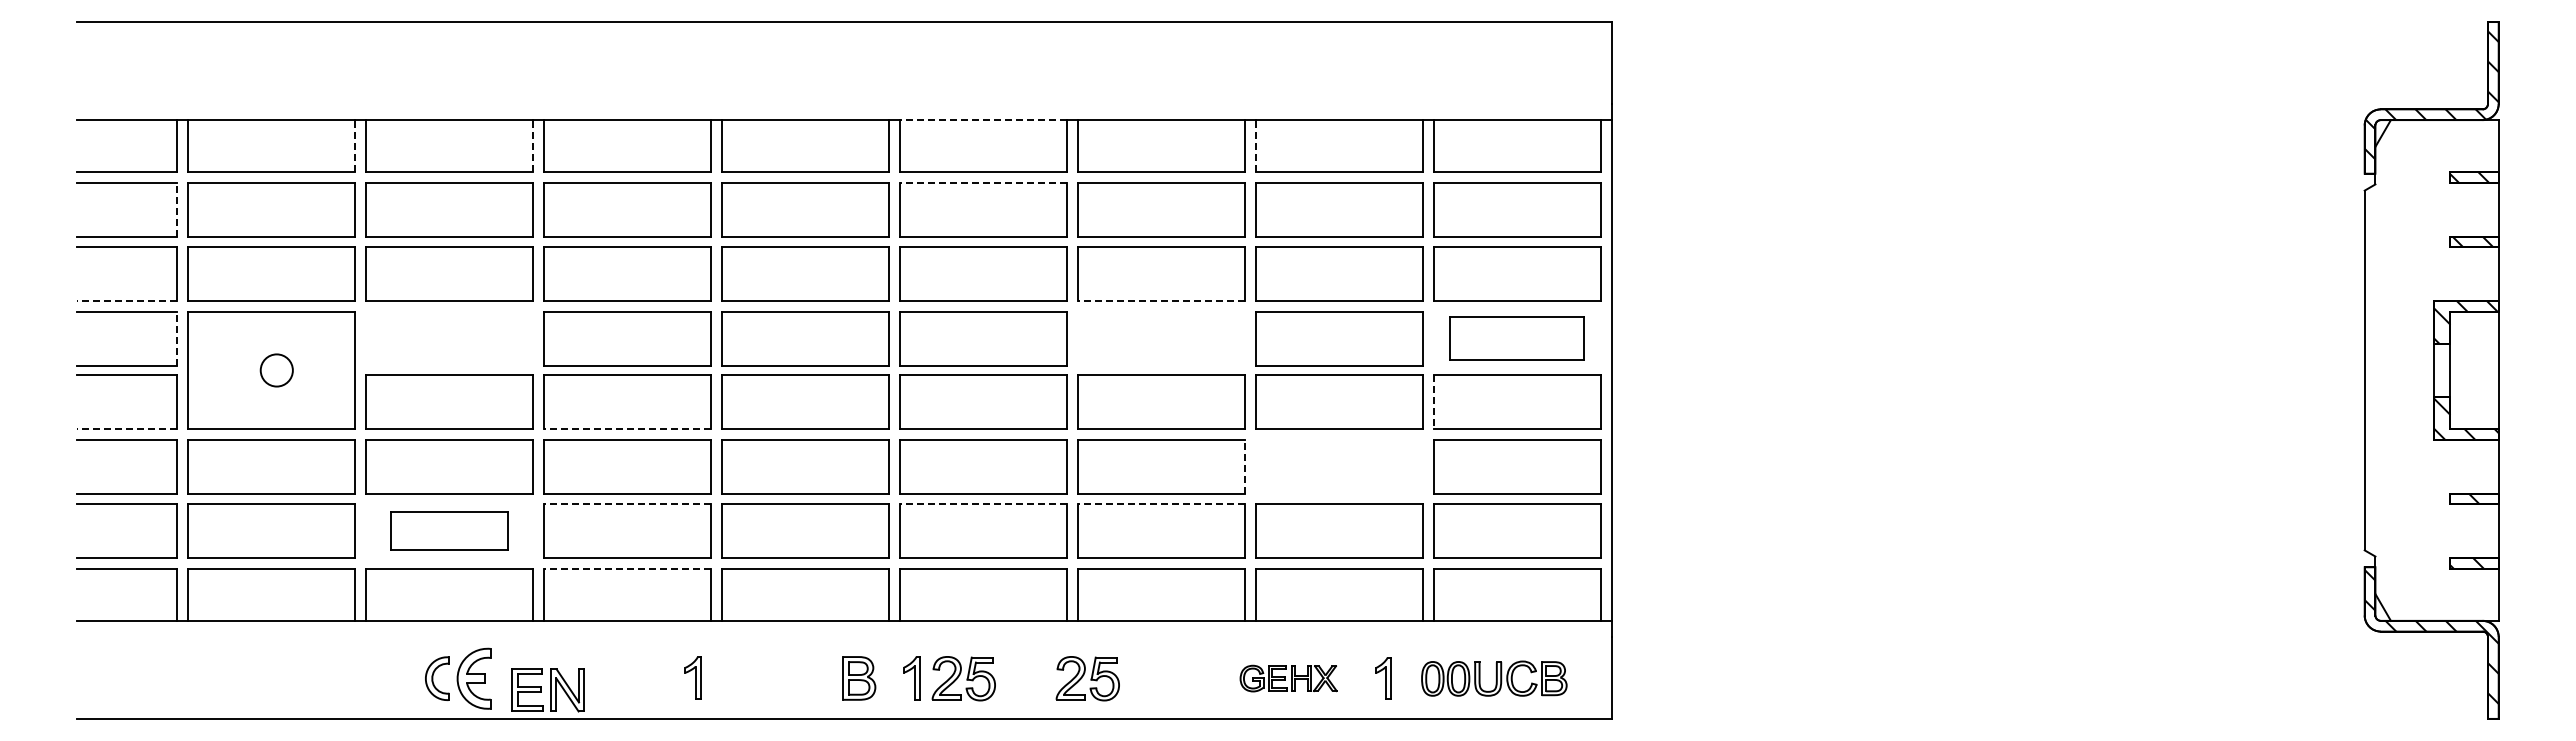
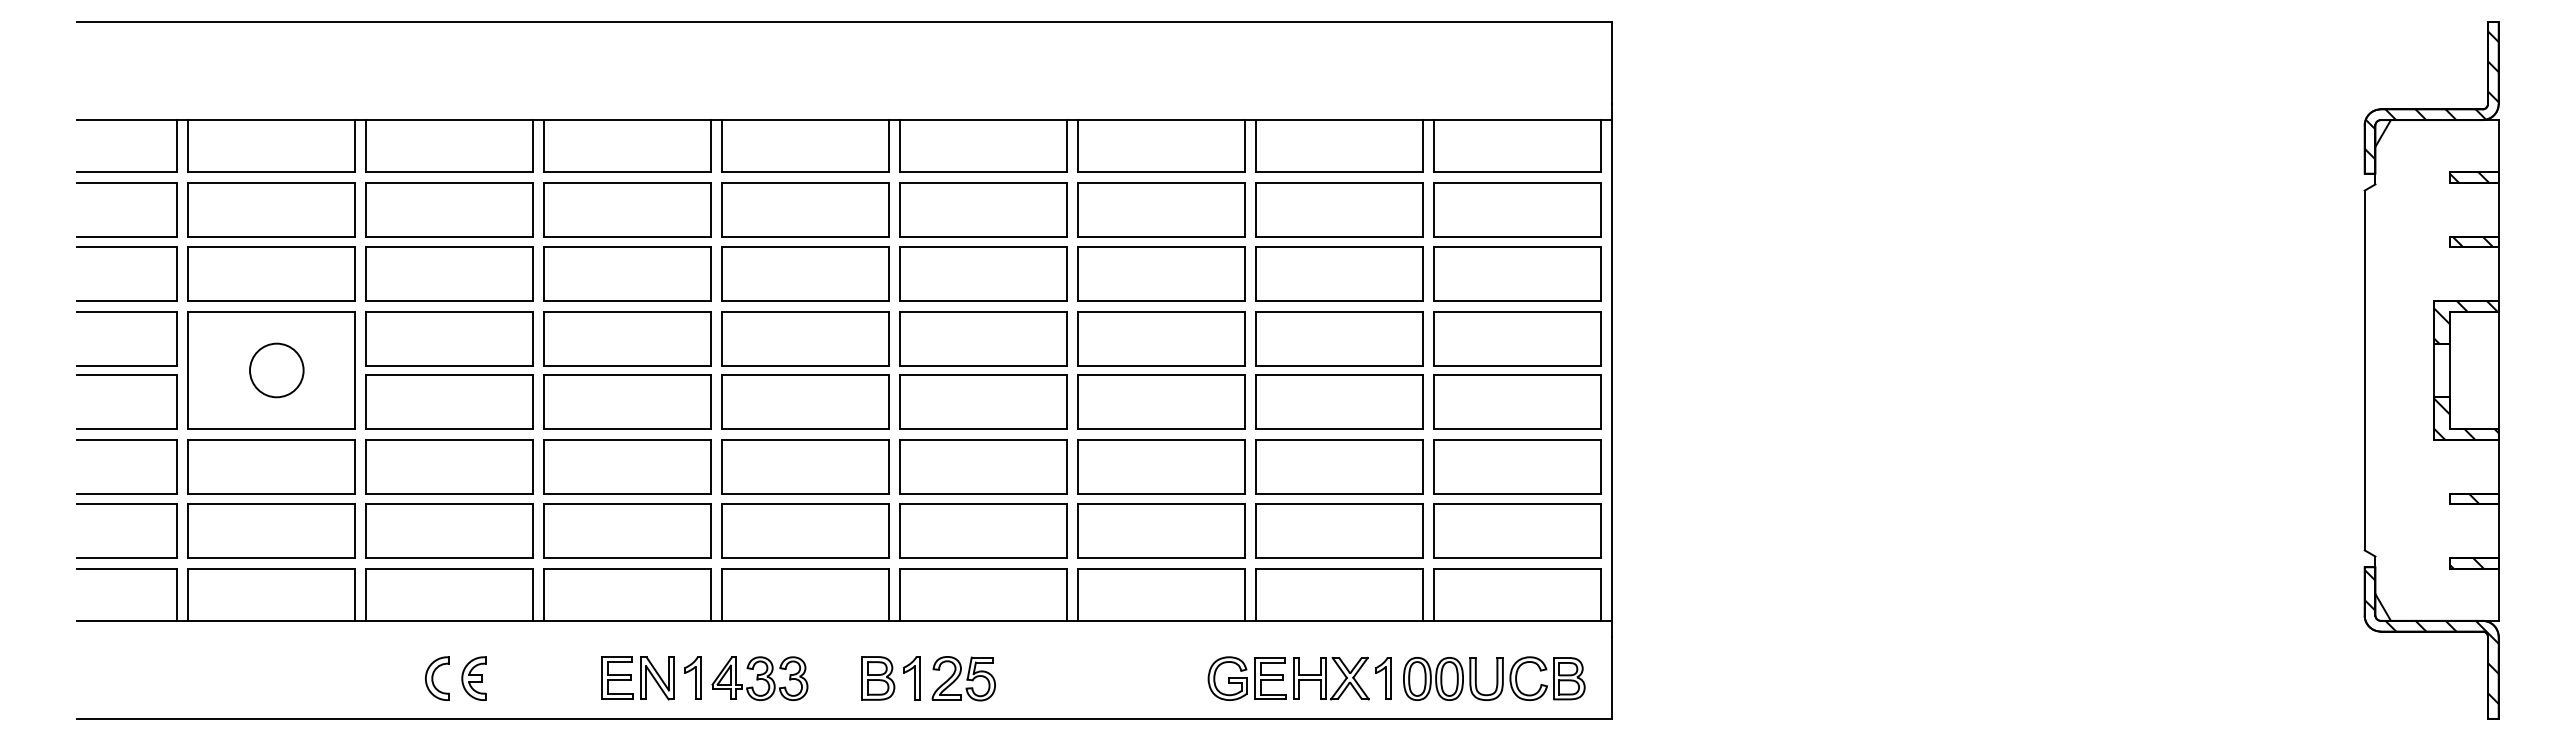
line: dashed -> solid (983, 120)
line: dashed -> solid (355, 145)
line: dashed -> solid (533, 145)
line: dashed -> solid (1255, 145)
line: dashed -> solid (983, 182)
line: dashed -> solid (177, 209)
line: dashed -> solid (127, 300)
line: dashed -> solid (1161, 300)
line: dashed -> solid (177, 338)
part: none -> present (449, 338)
part: none -> present (1161, 338)
part size: 136x45 px -> 169x56 px (1517, 338)
circle diameter: 32 px -> 54 px (276, 370)
line: dashed -> solid (1433, 402)
line: dashed -> solid (127, 429)
line: dashed -> solid (627, 429)
line: dashed -> solid (1244, 466)
part: none -> present (1339, 466)
line: dashed -> solid (627, 503)
line: dashed -> solid (983, 503)
line: dashed -> solid (1161, 503)
part size: 119x40 px -> 169x56 px (449, 530)
line: dashed -> solid (627, 568)
part size: 36x63 px -> 26x45 px (473, 678)
part: none -> present (759, 678)
part position: (859, 678) -> (878, 678) (878, 678)
part: present -> none (1087, 678)
part size: 99x29 px -> 163x45 px (1288, 678)
part size: 147x37 px -> 183x45 px (1494, 678)
part position: (547, 690) -> (637, 678) (637, 678)
